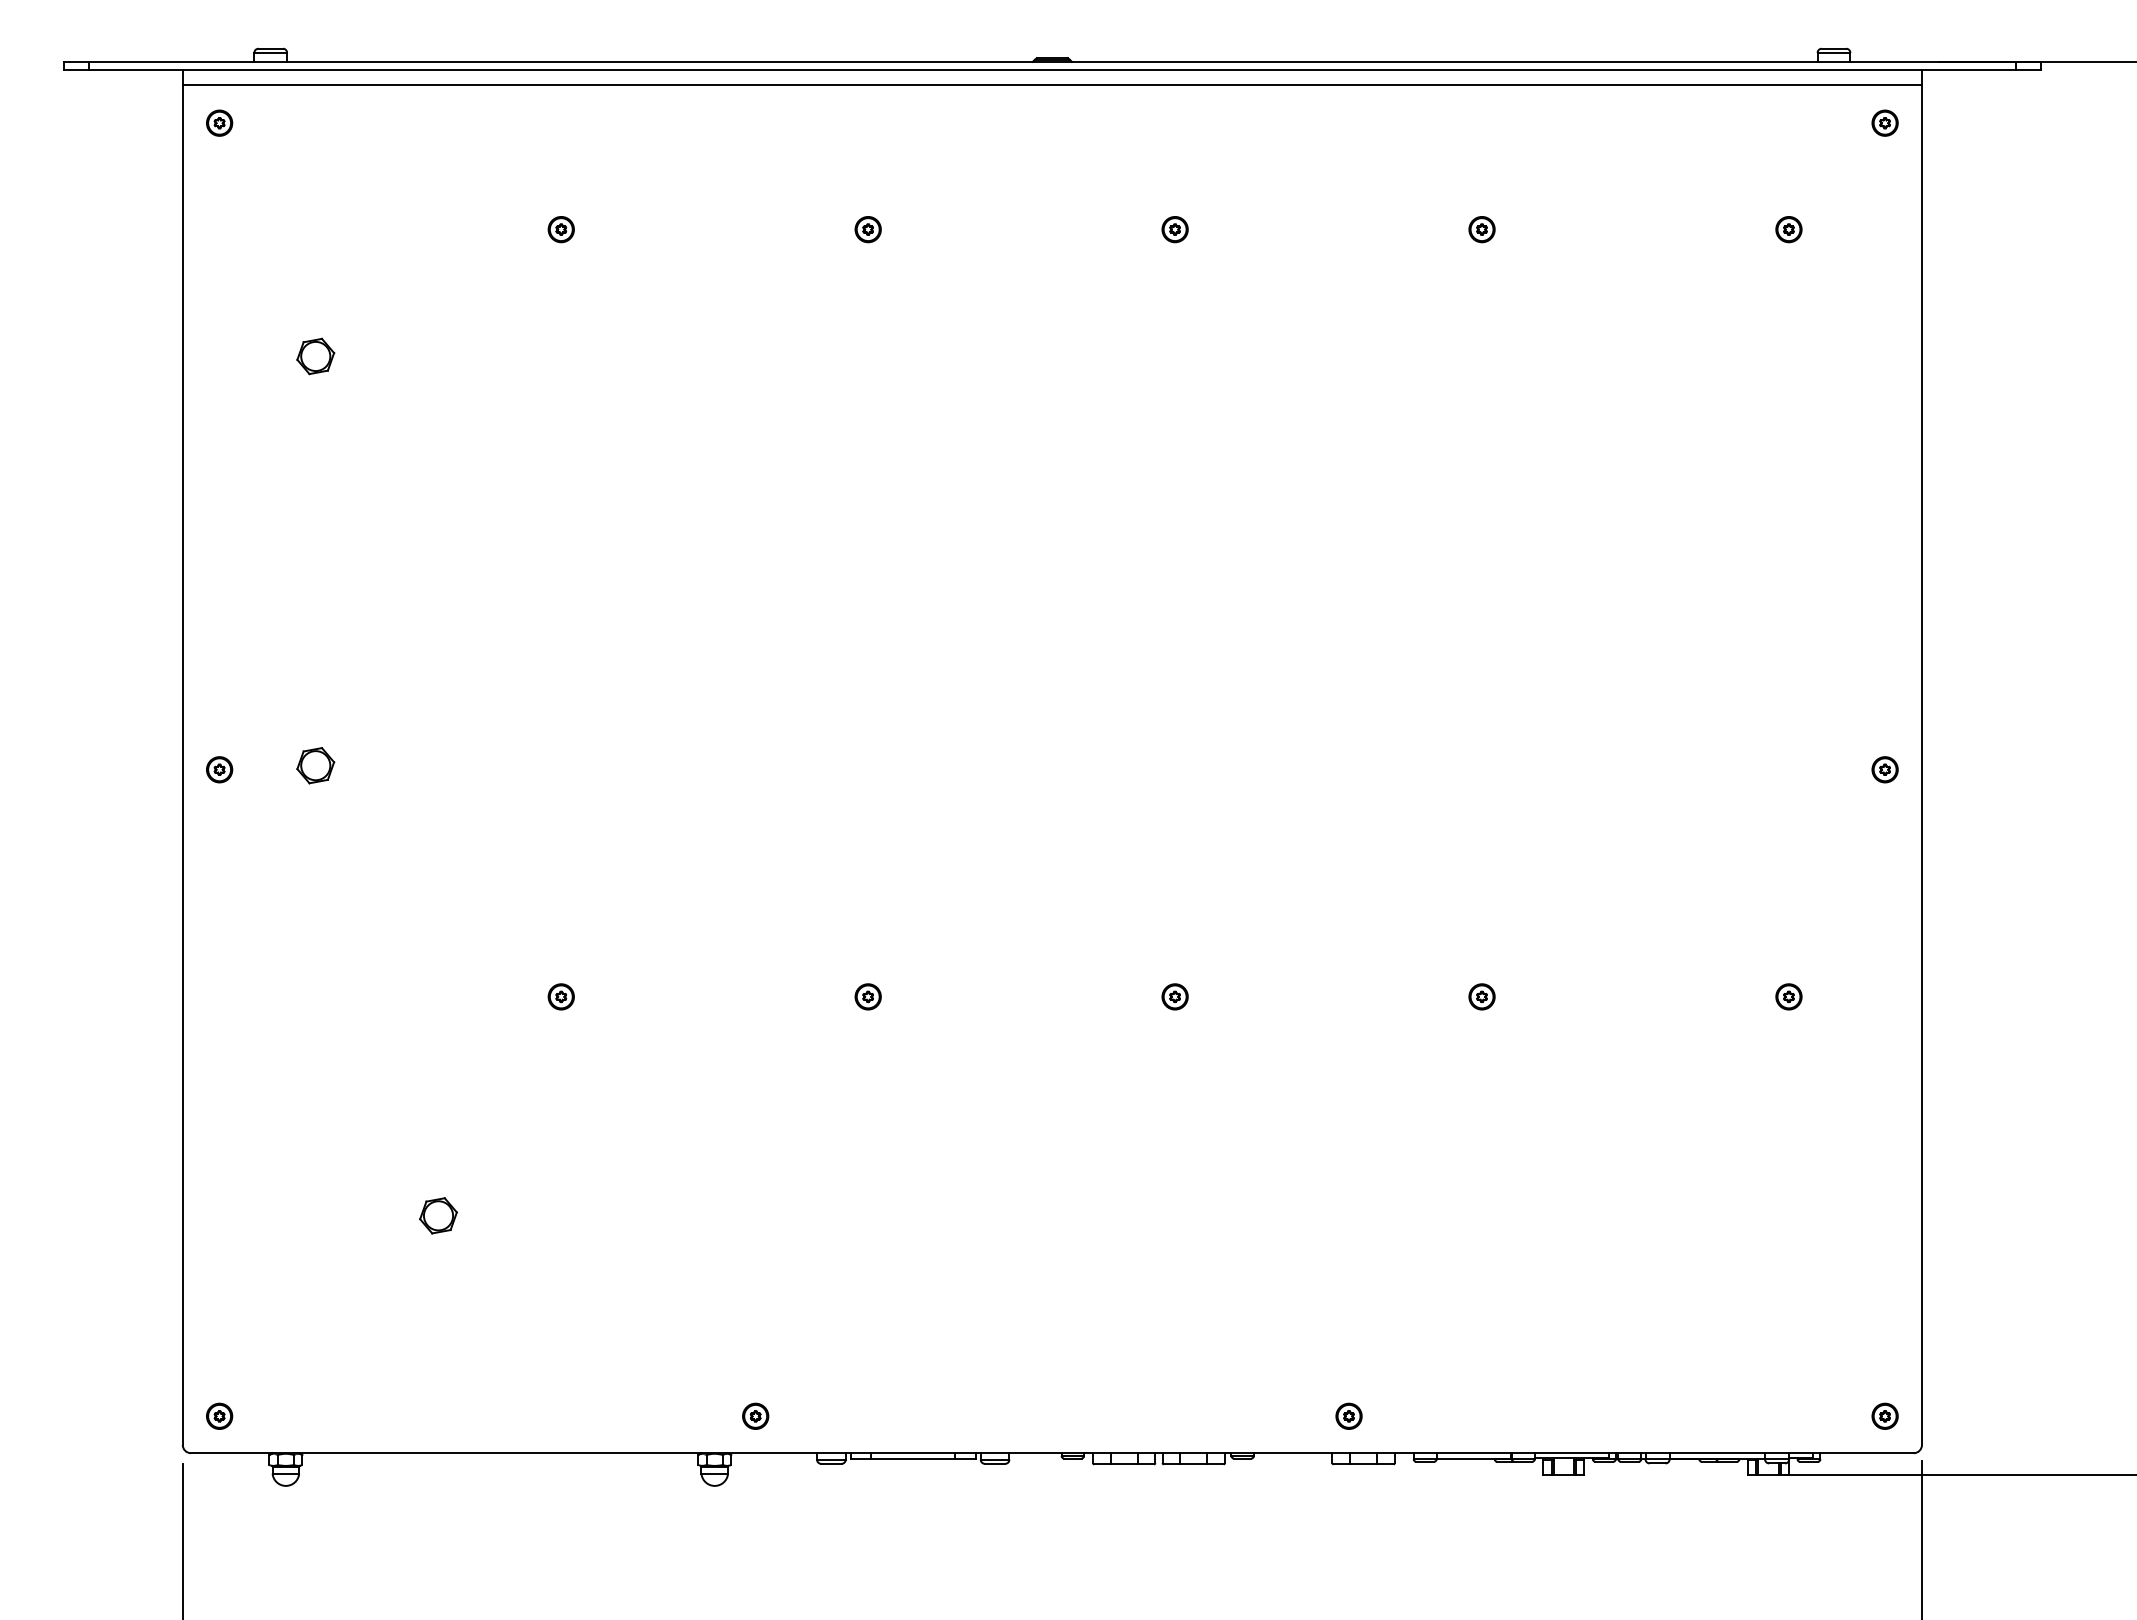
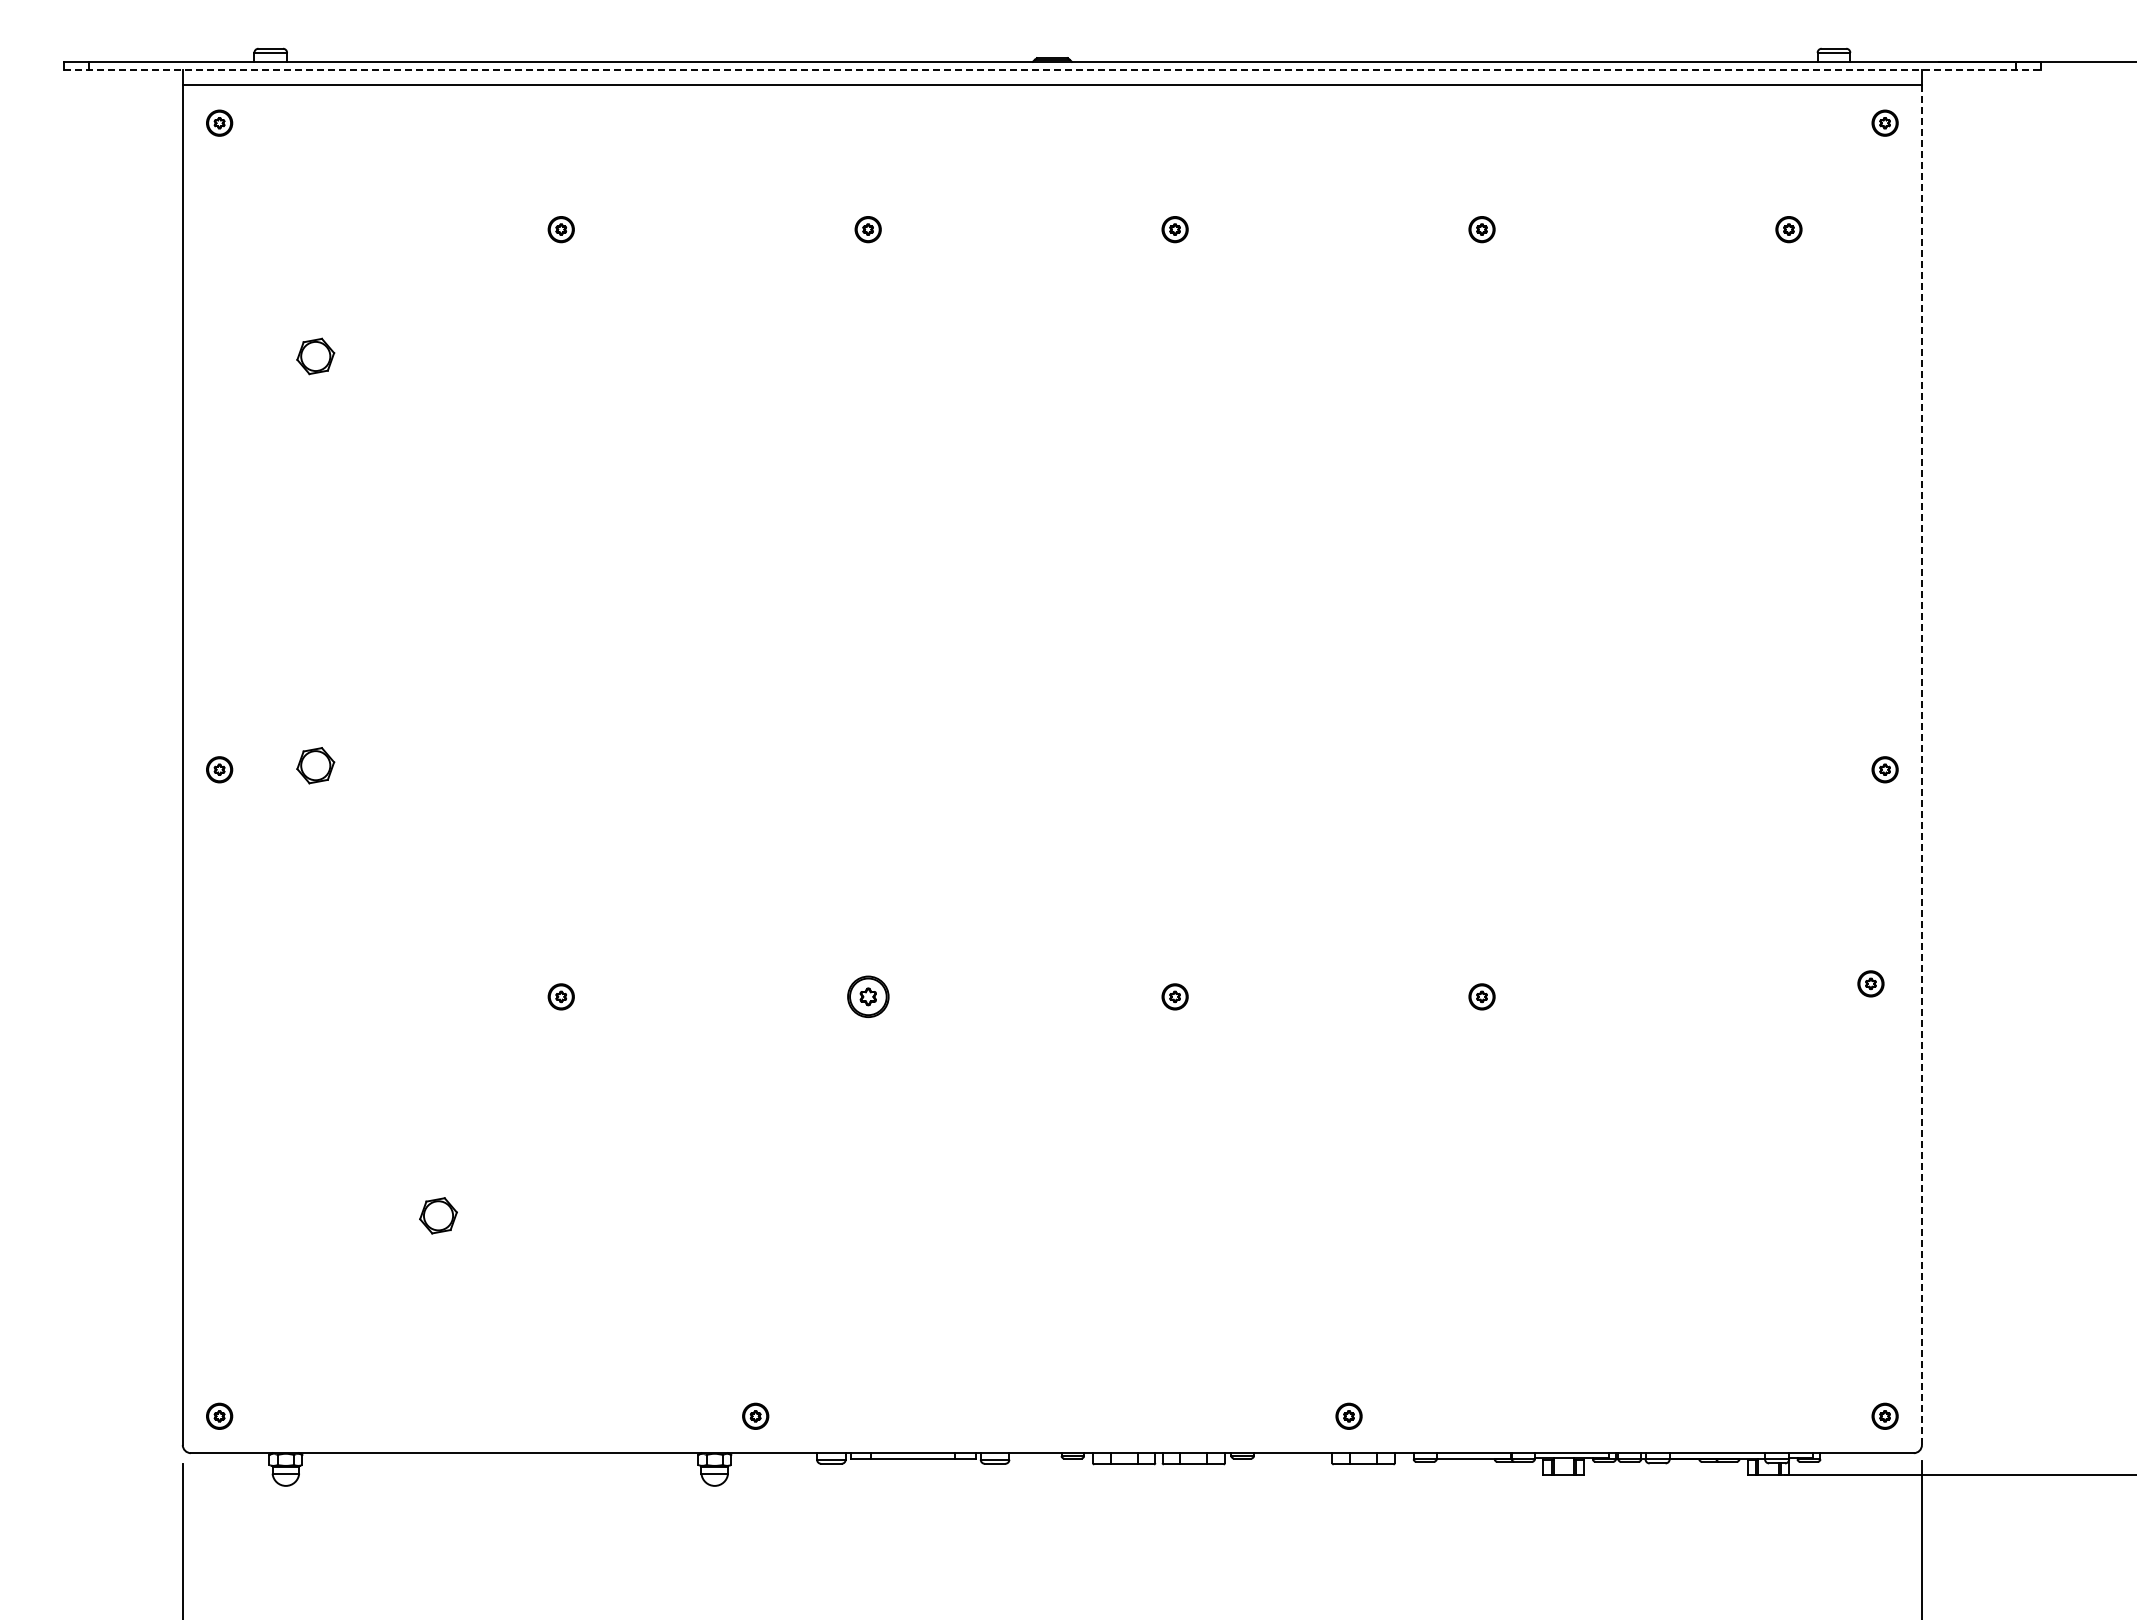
line: solid -> dashed (1052, 70)
line: solid -> dashed (1921, 765)
part size: 28x28 px -> 43x43 px (868, 996)
part position: (1788, 996) -> (1870, 983) (1870, 983)
